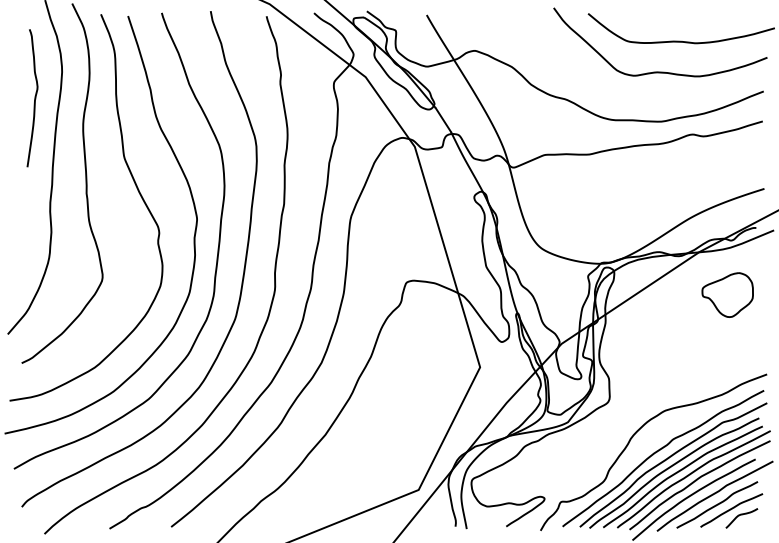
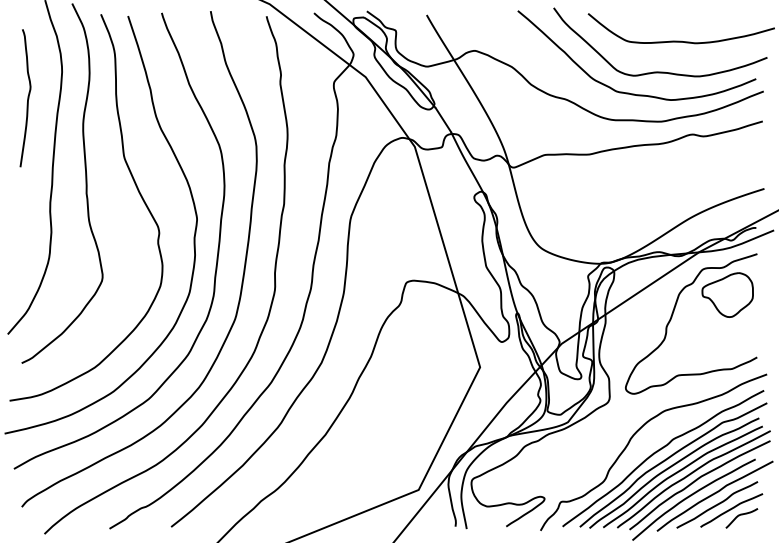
curve: none -> present (629, 92)
curve position: (34, 98) -> (27, 98) (27, 98)
curve: none -> present (672, 317)
